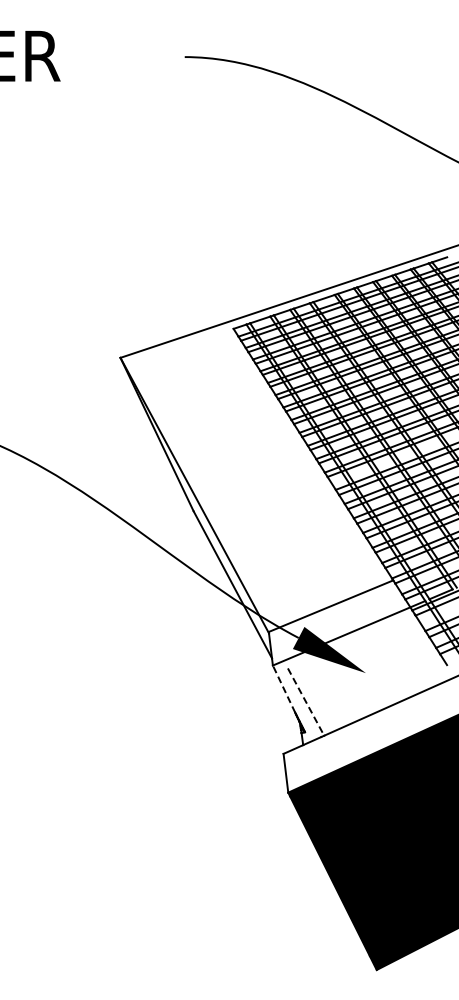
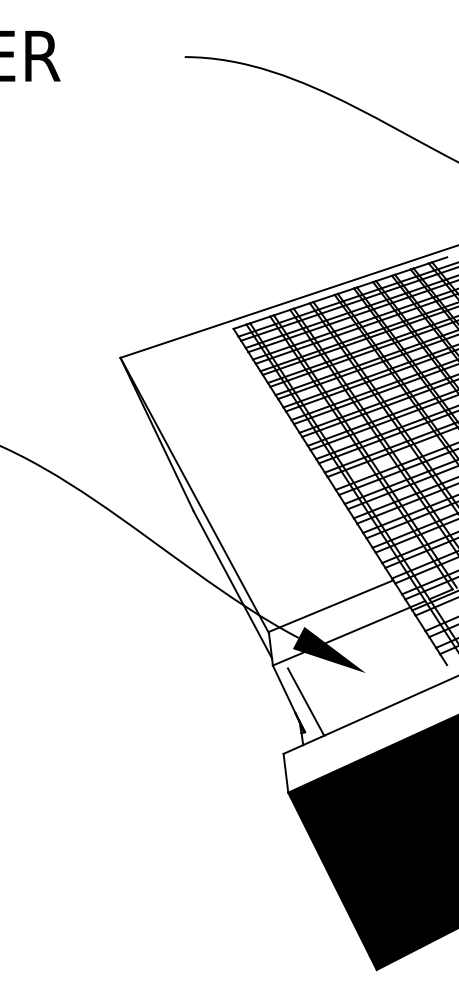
line: dashed -> solid (283, 688)
line: dashed -> solid (306, 702)
